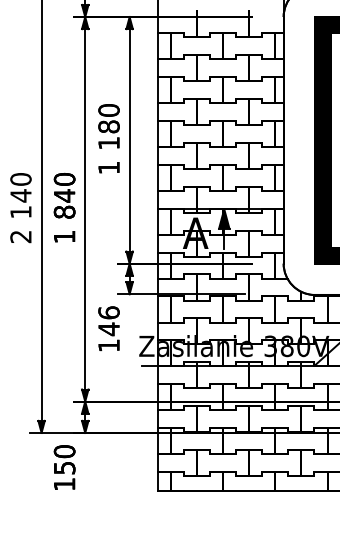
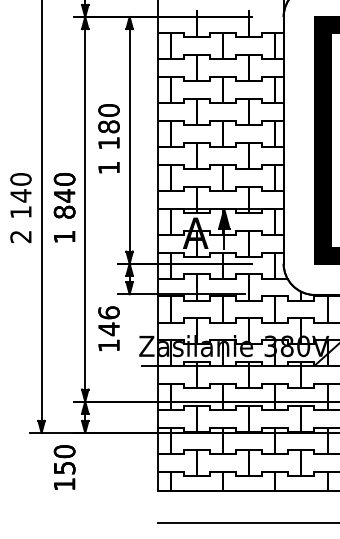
line: none -> present (247, 522)
